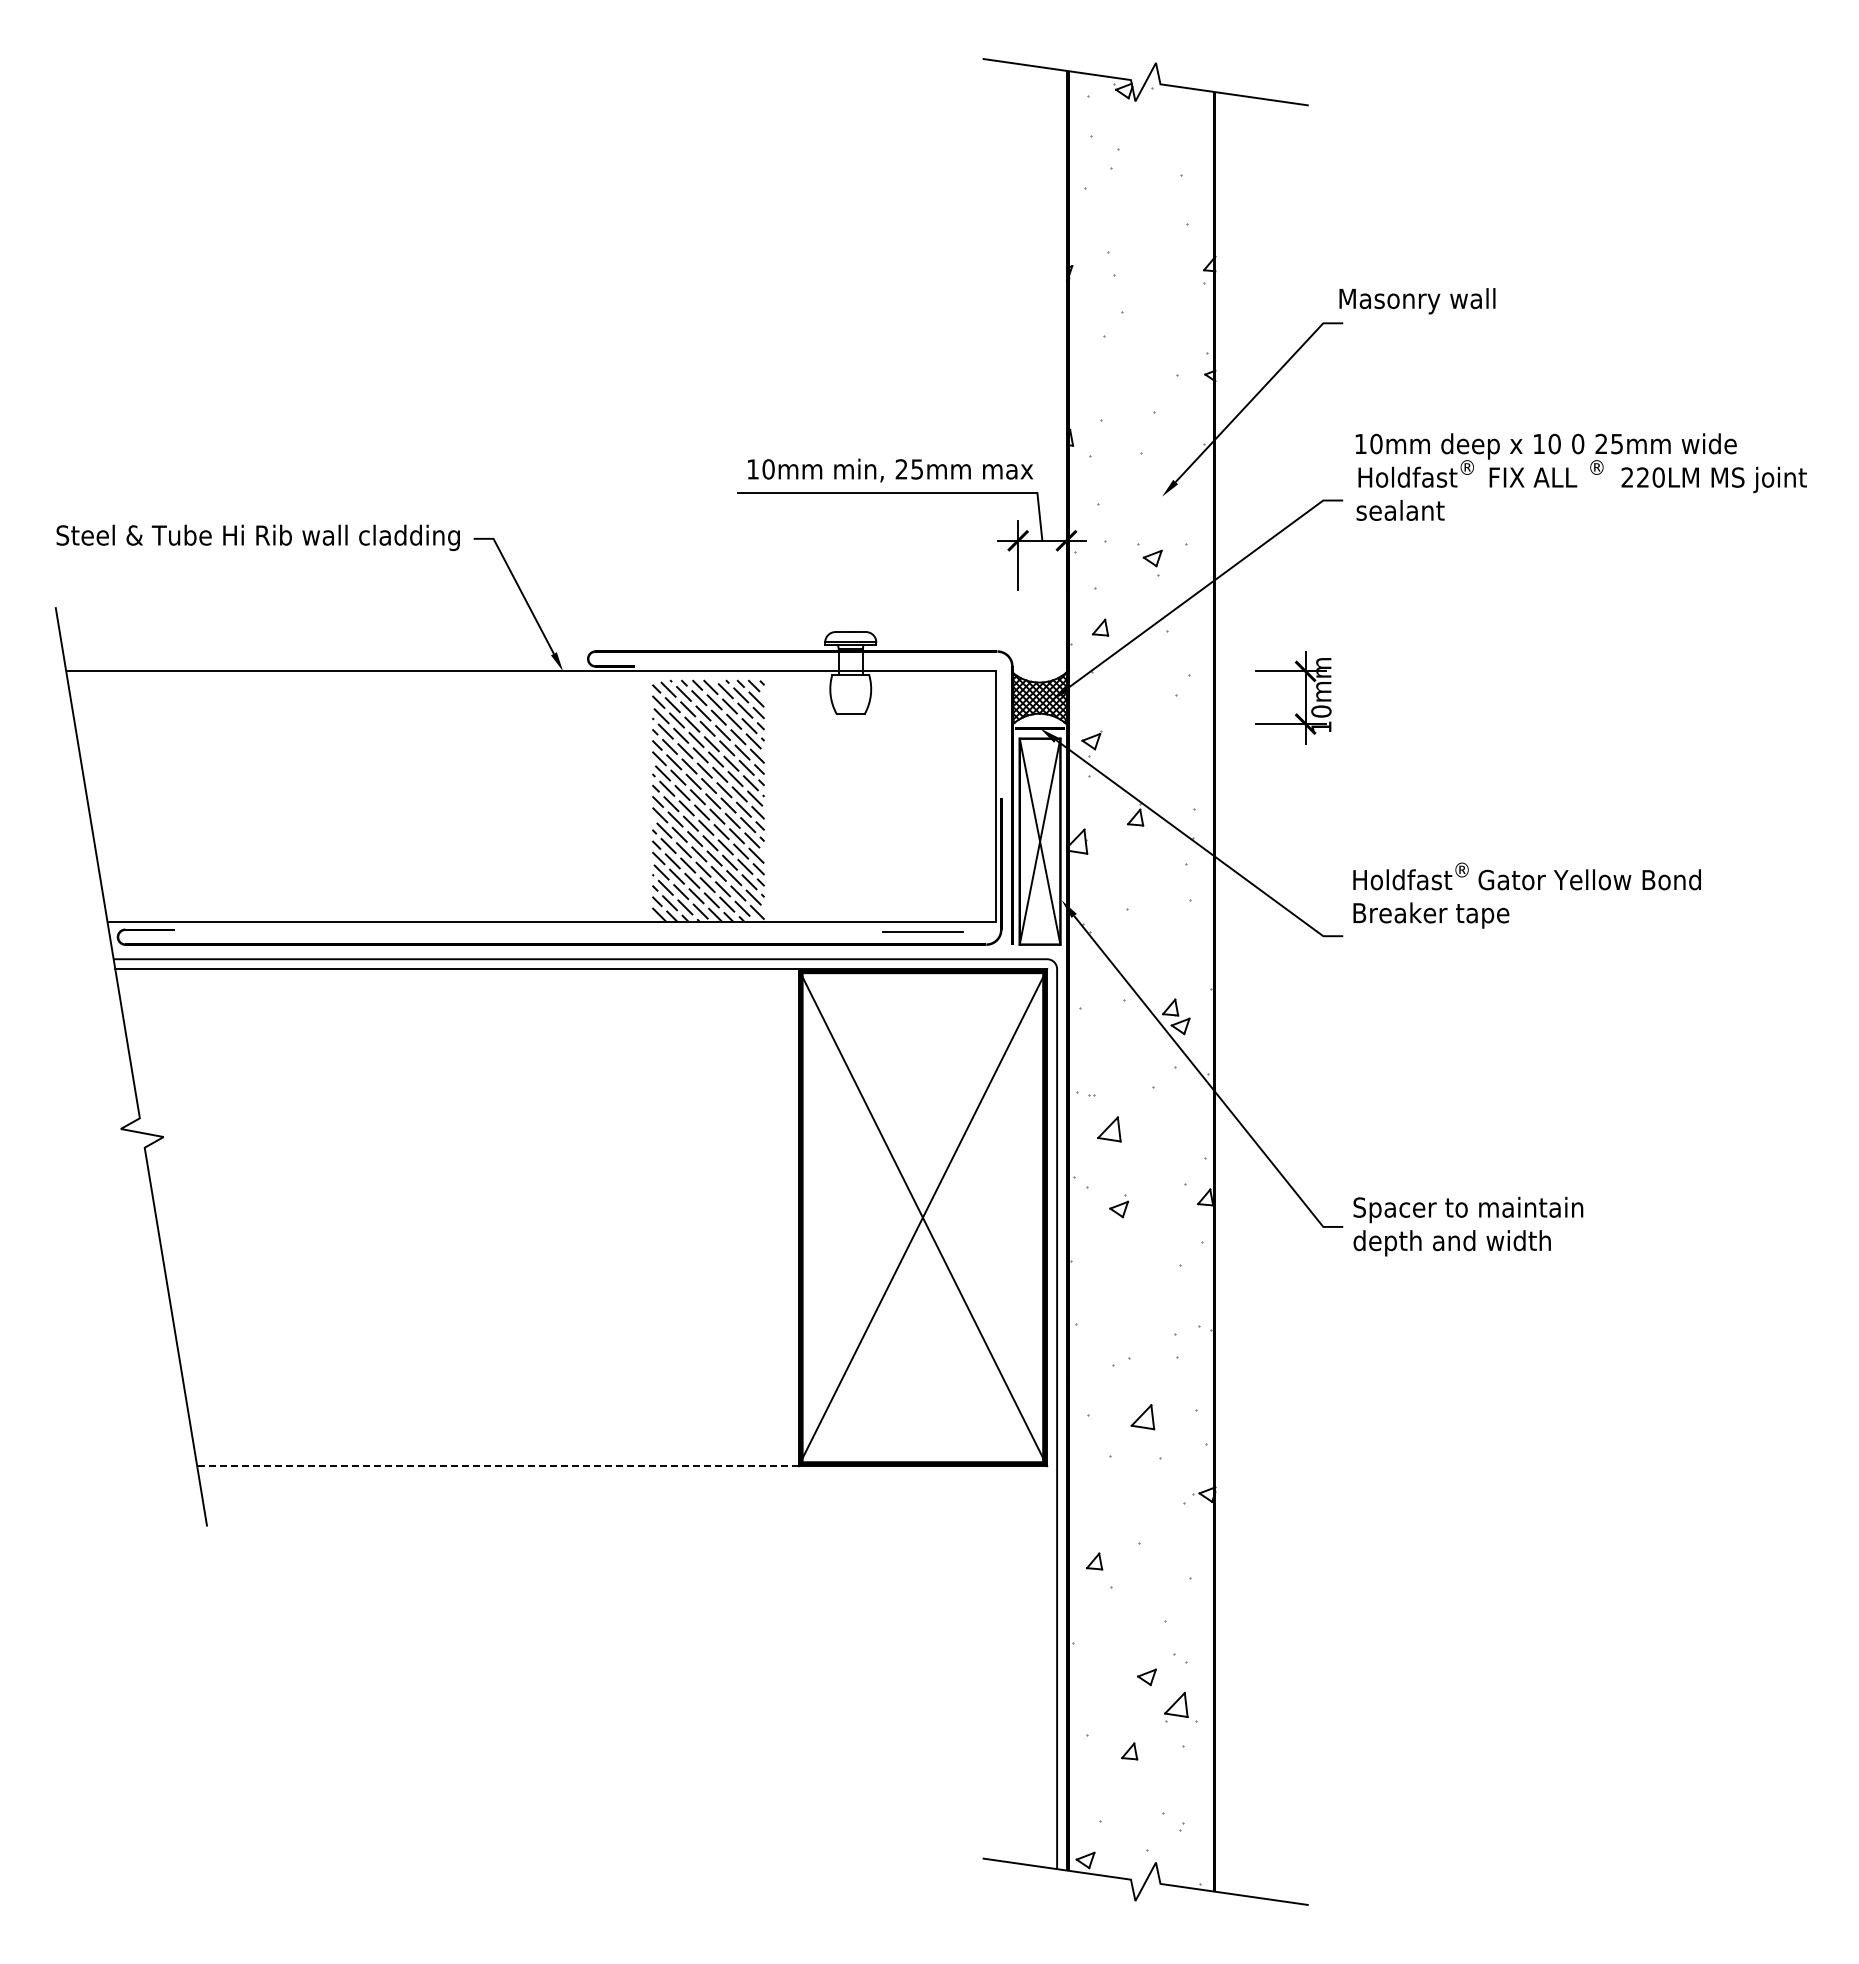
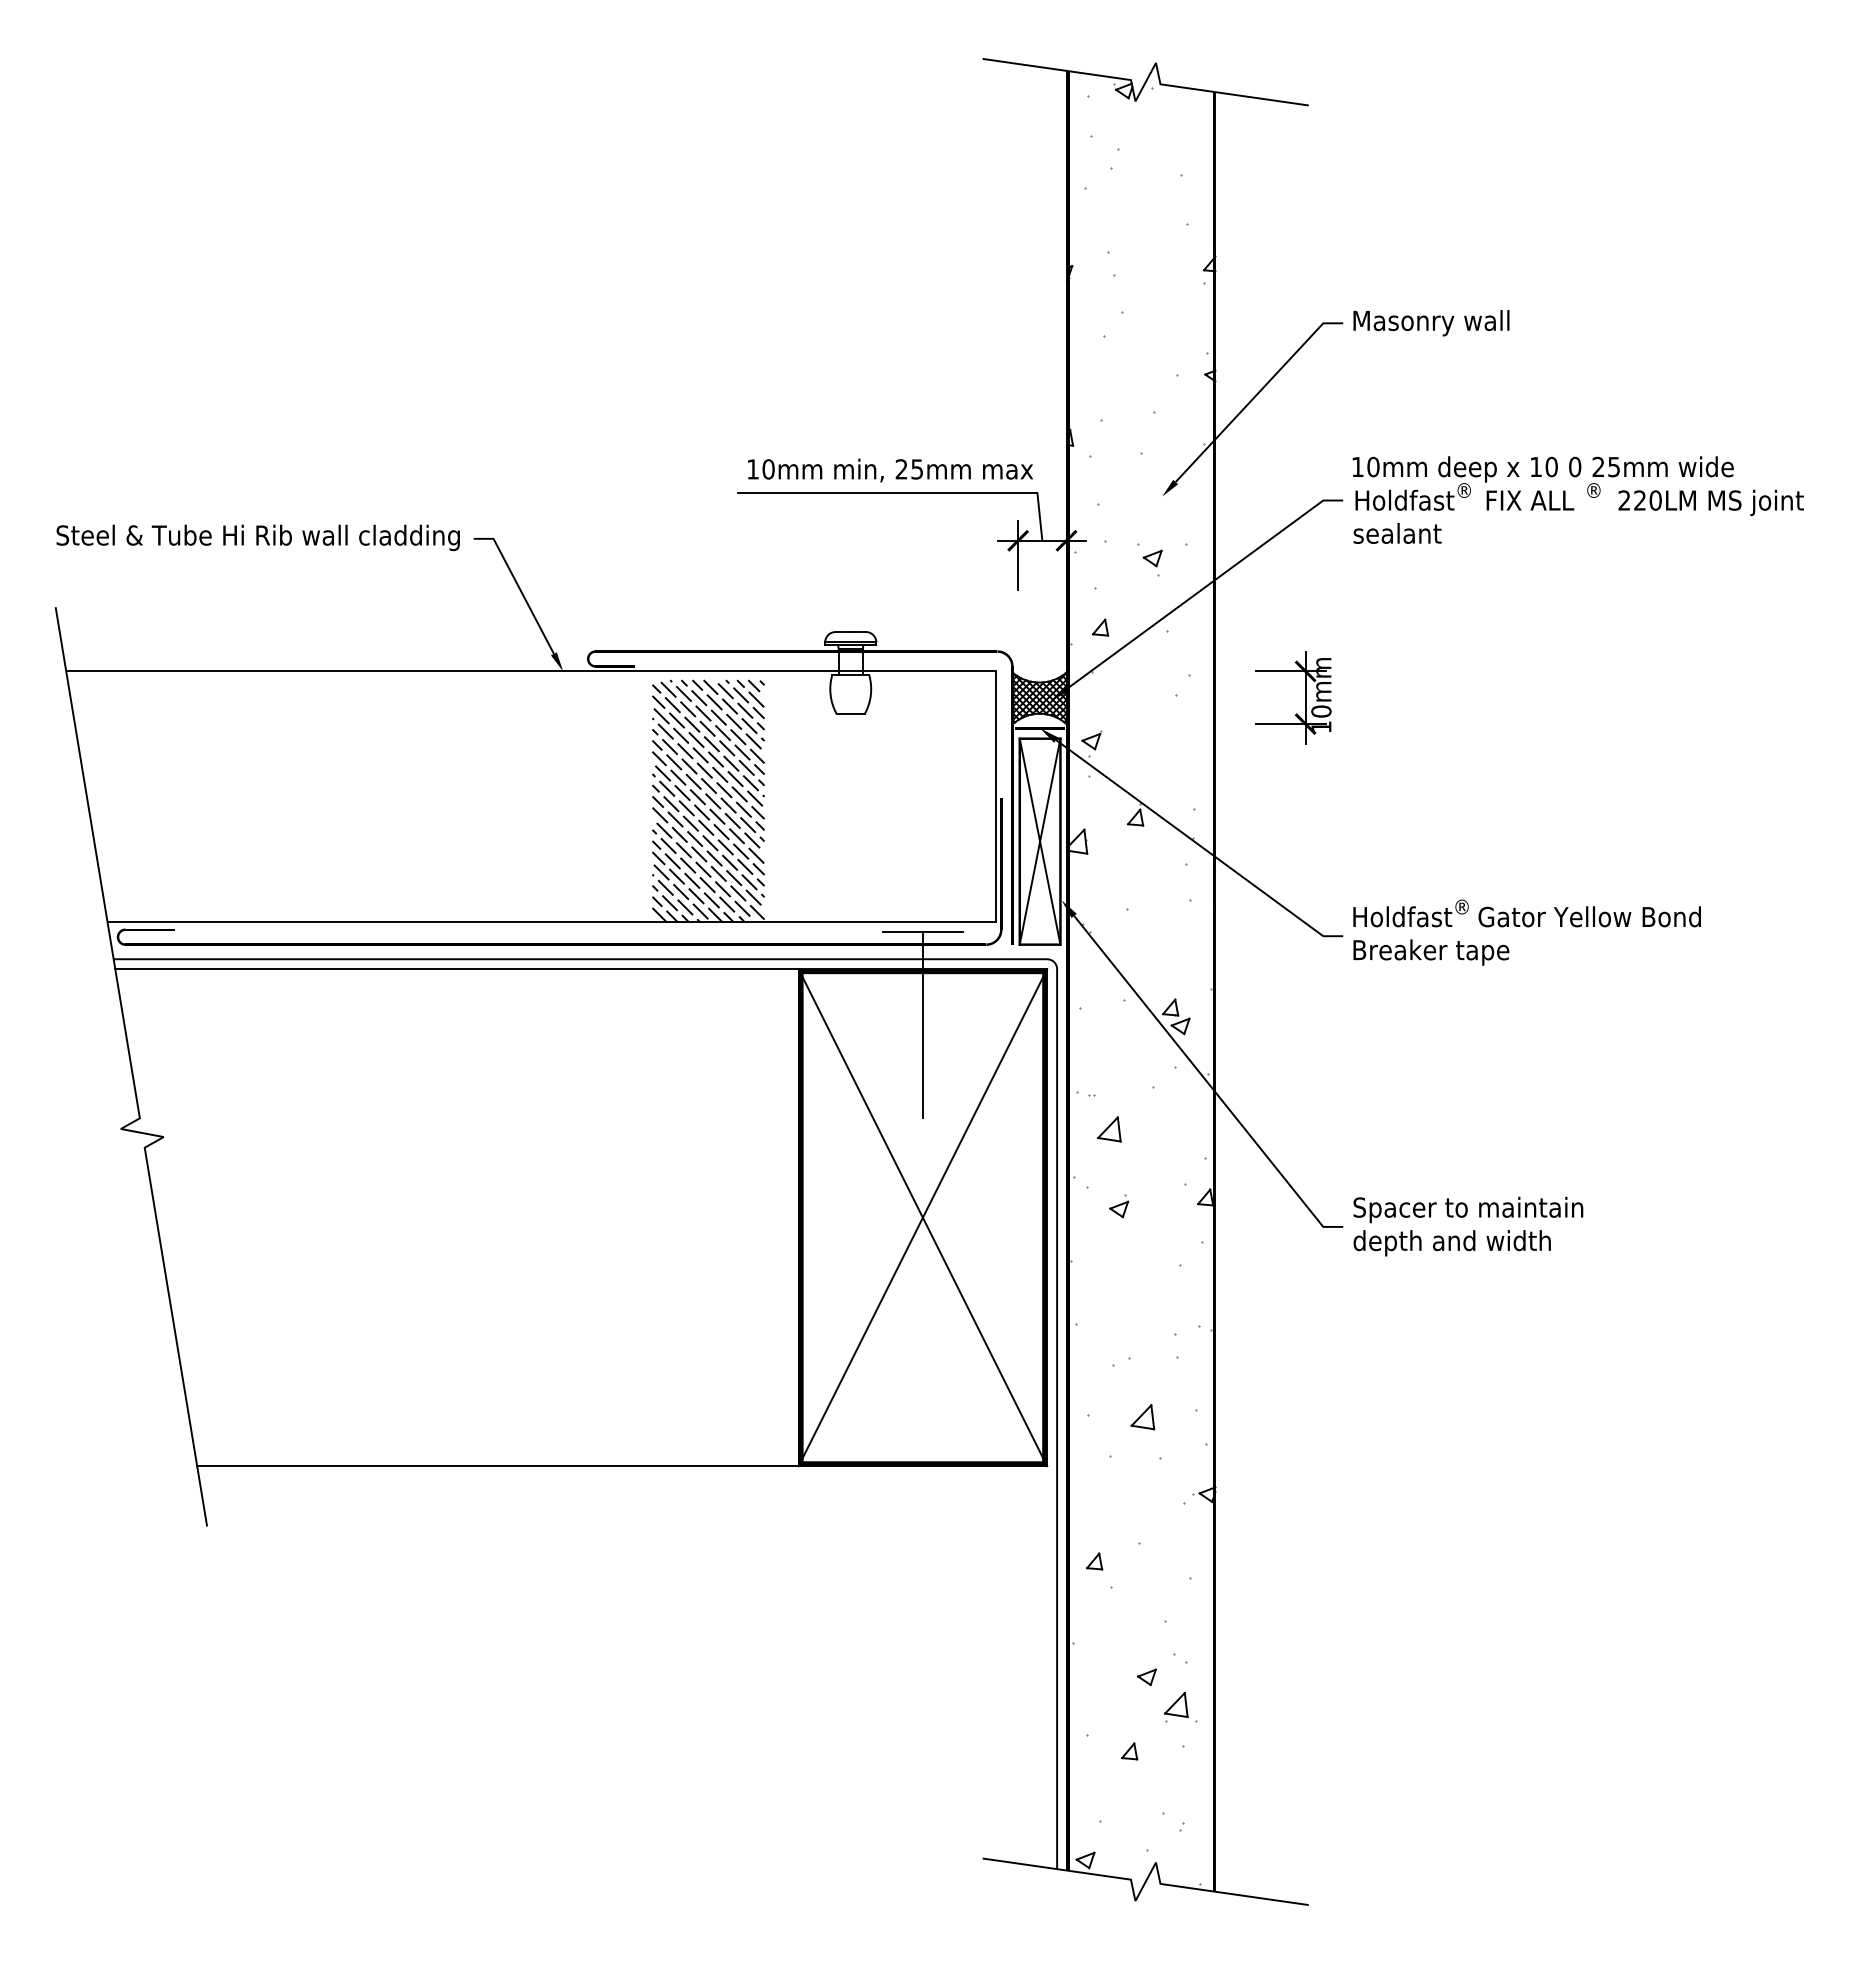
text position: (1417, 301) -> (1431, 323) (1431, 323)
text position: (1580, 476) -> (1577, 499) (1577, 499)
text position: (1526, 895) -> (1526, 932) (1526, 932)
line: none -> present (922, 1024)
line: dashed -> solid (497, 1466)
